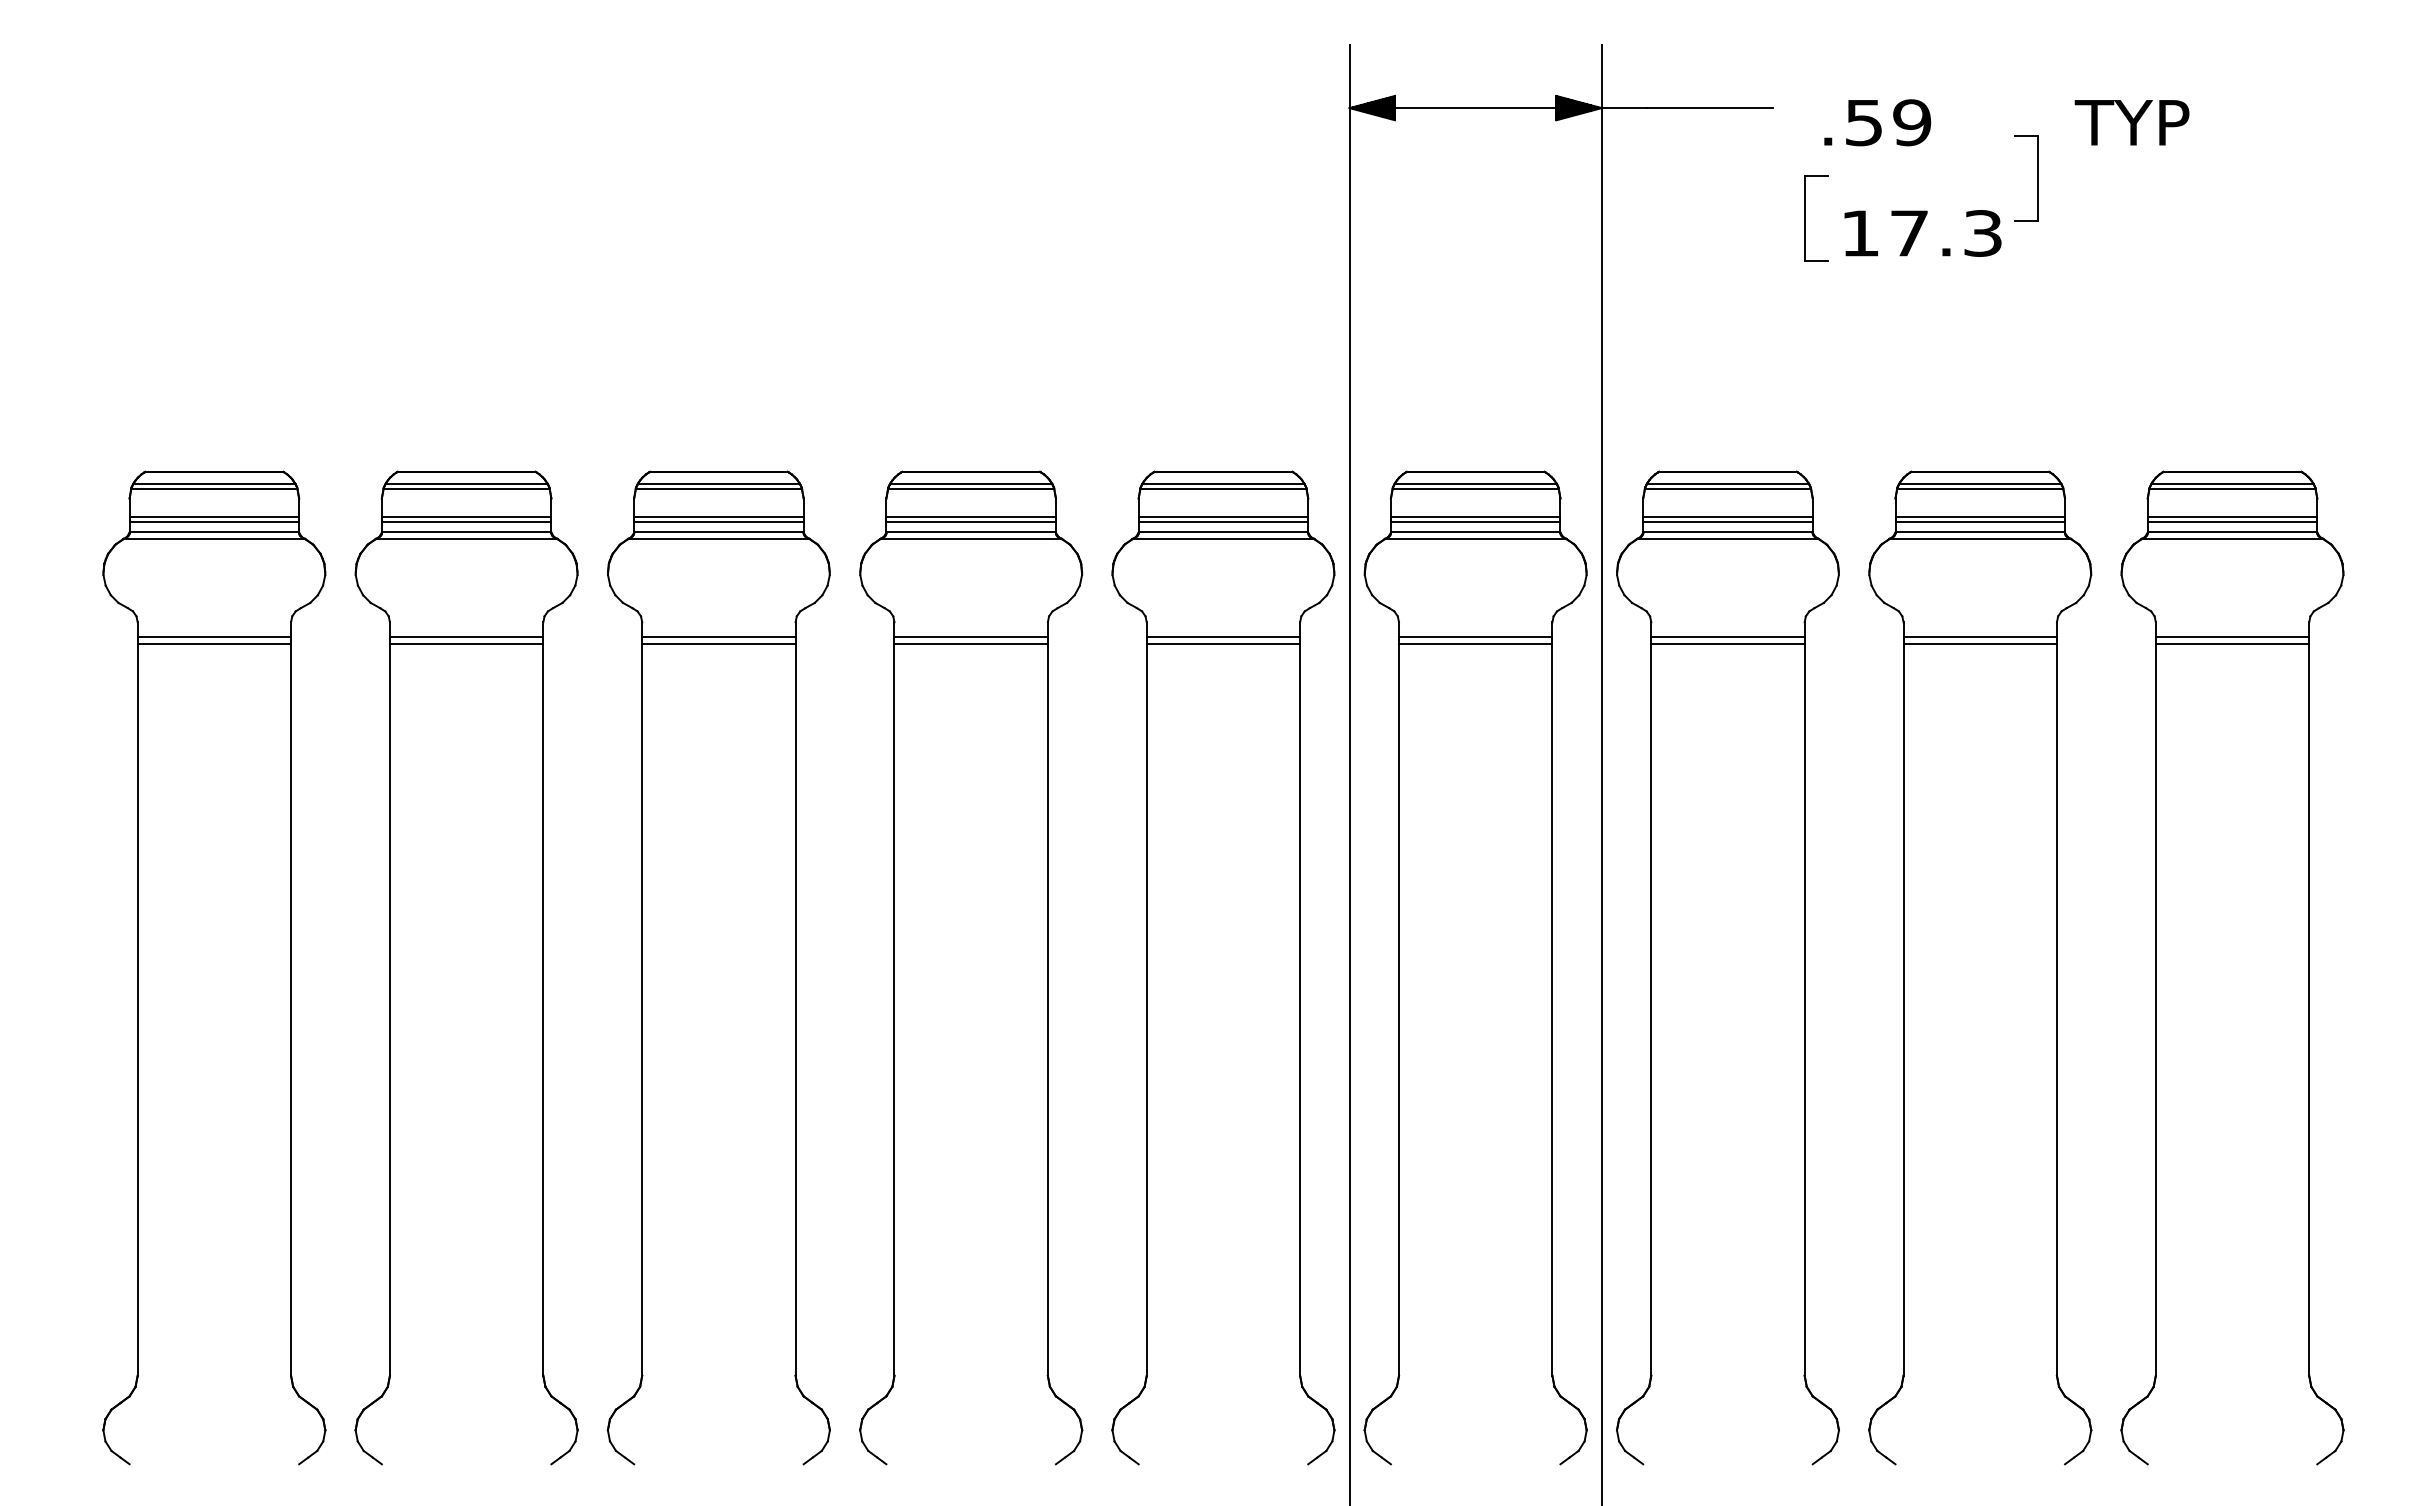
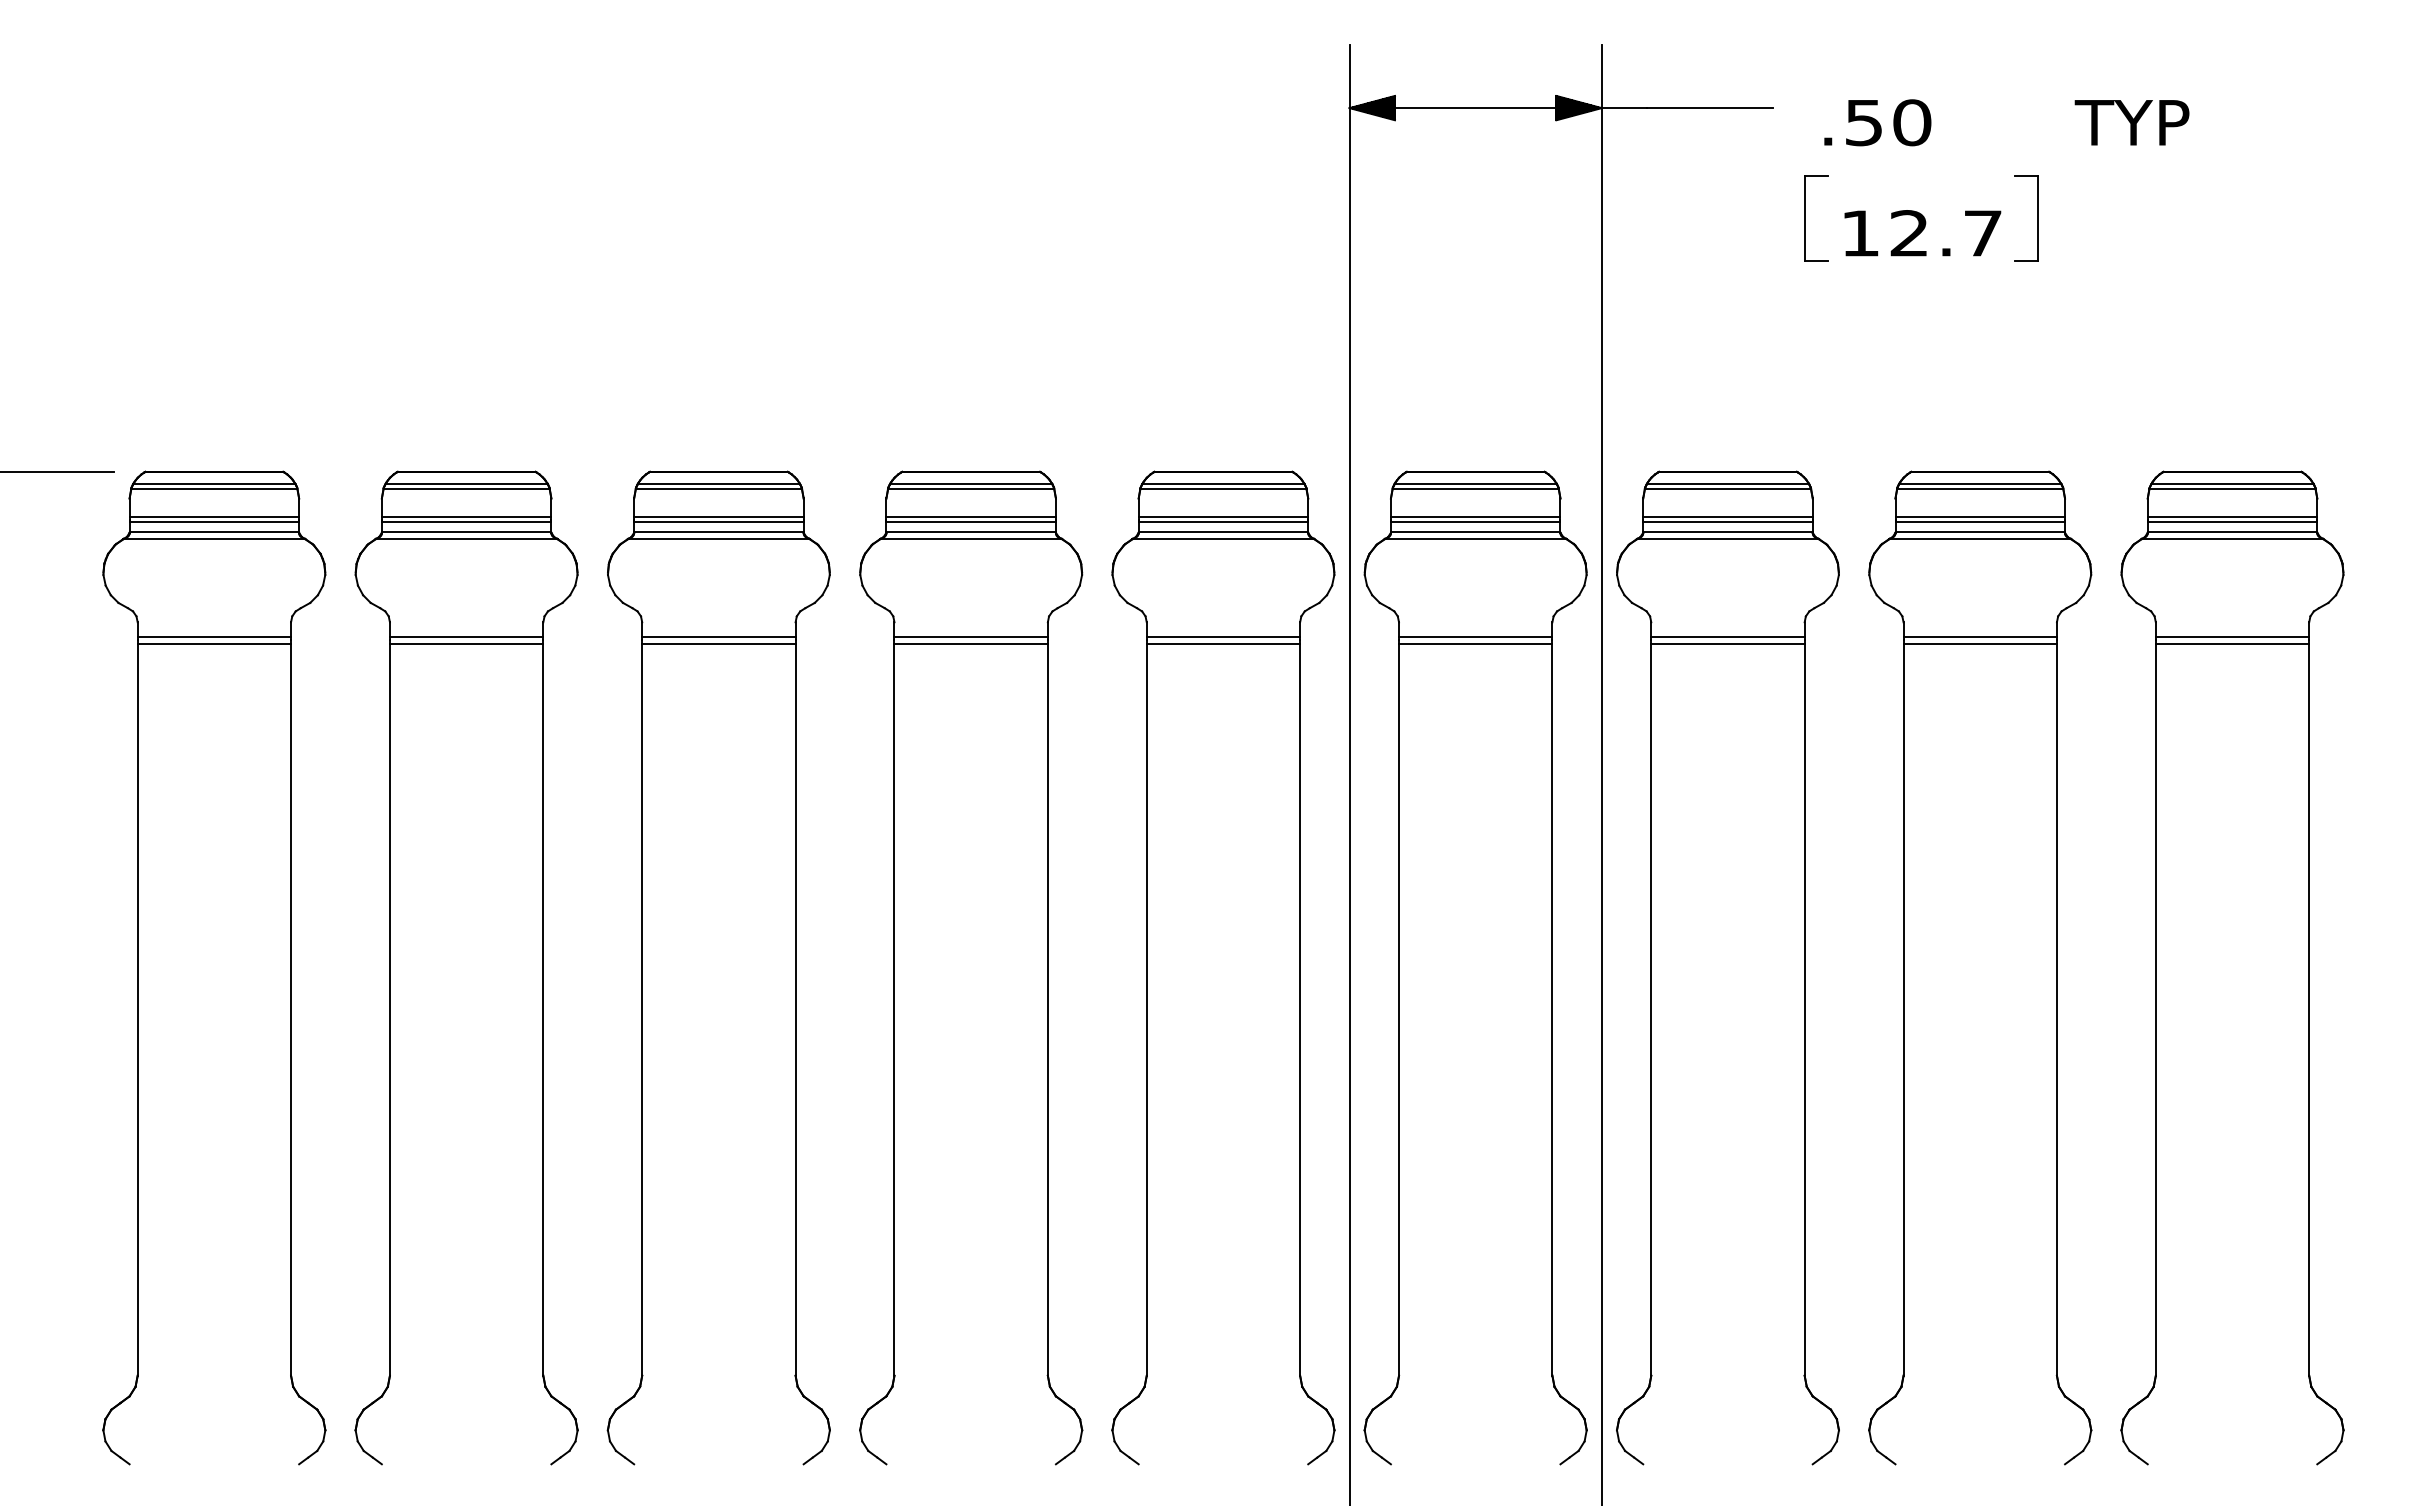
text: .59 -> .50 (1912, 122)
part position: (2037, 178) -> (2037, 218) (2037, 218)
text: 17.3 -> 12.7 (1945, 233)
line: none -> present (58, 471)
